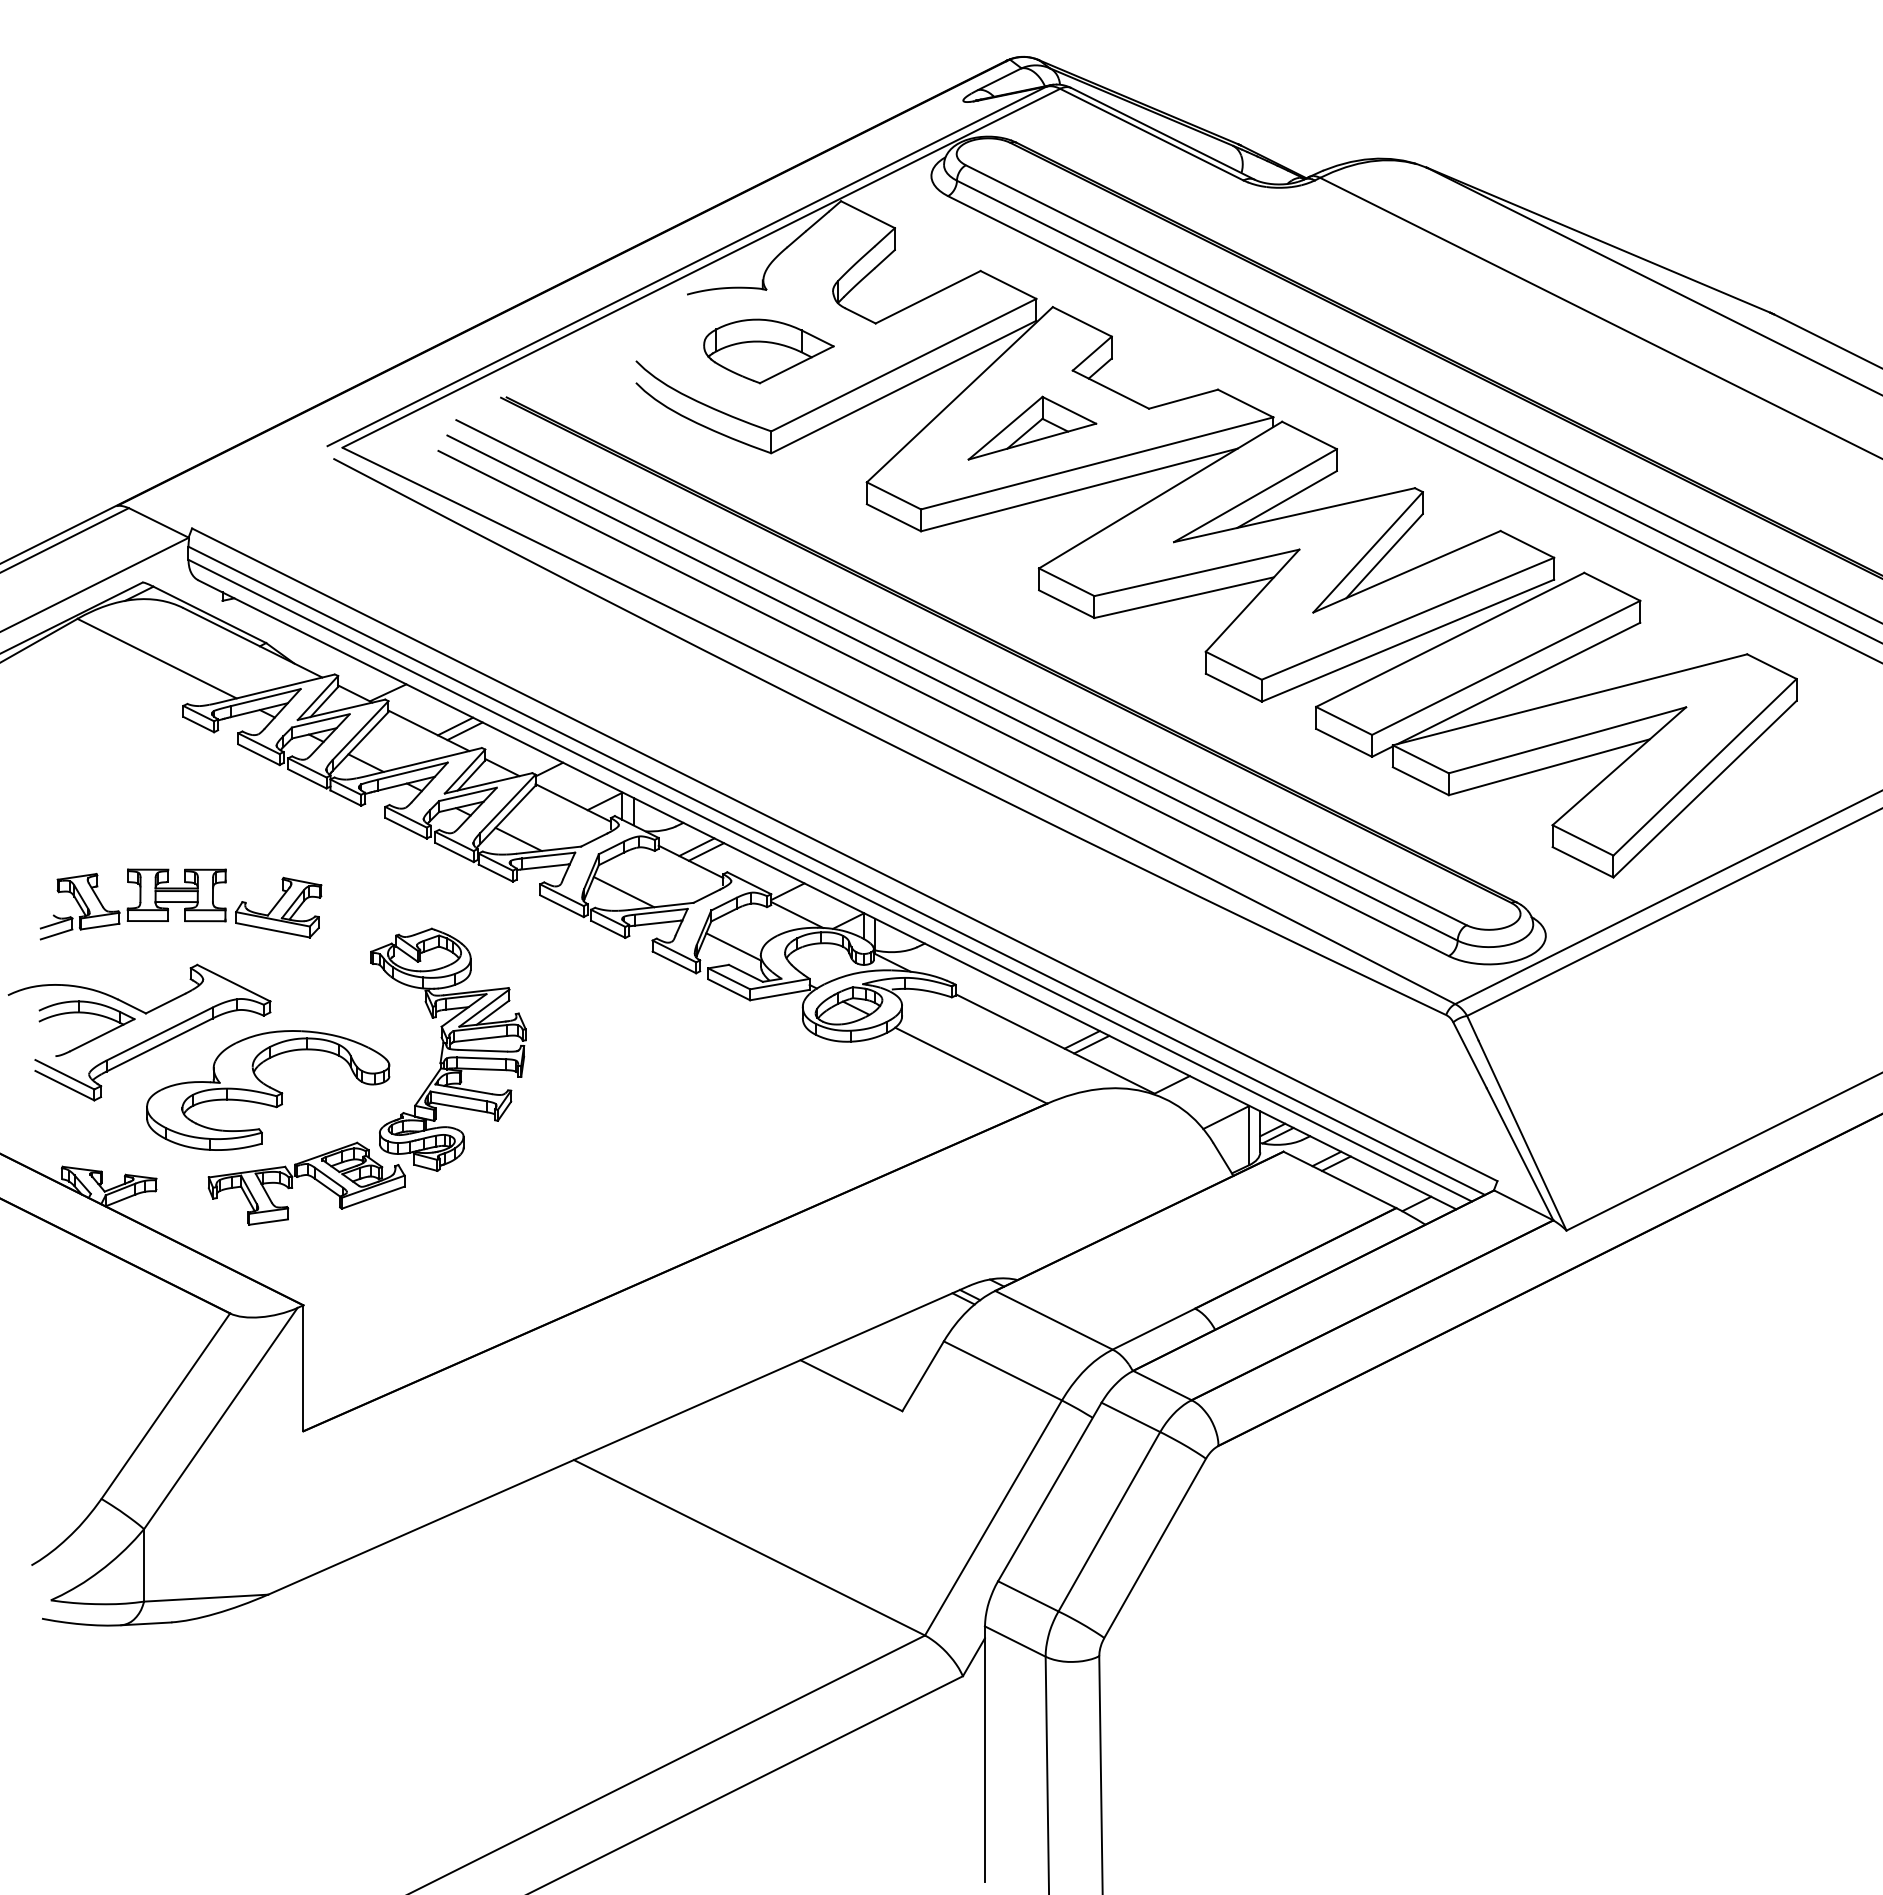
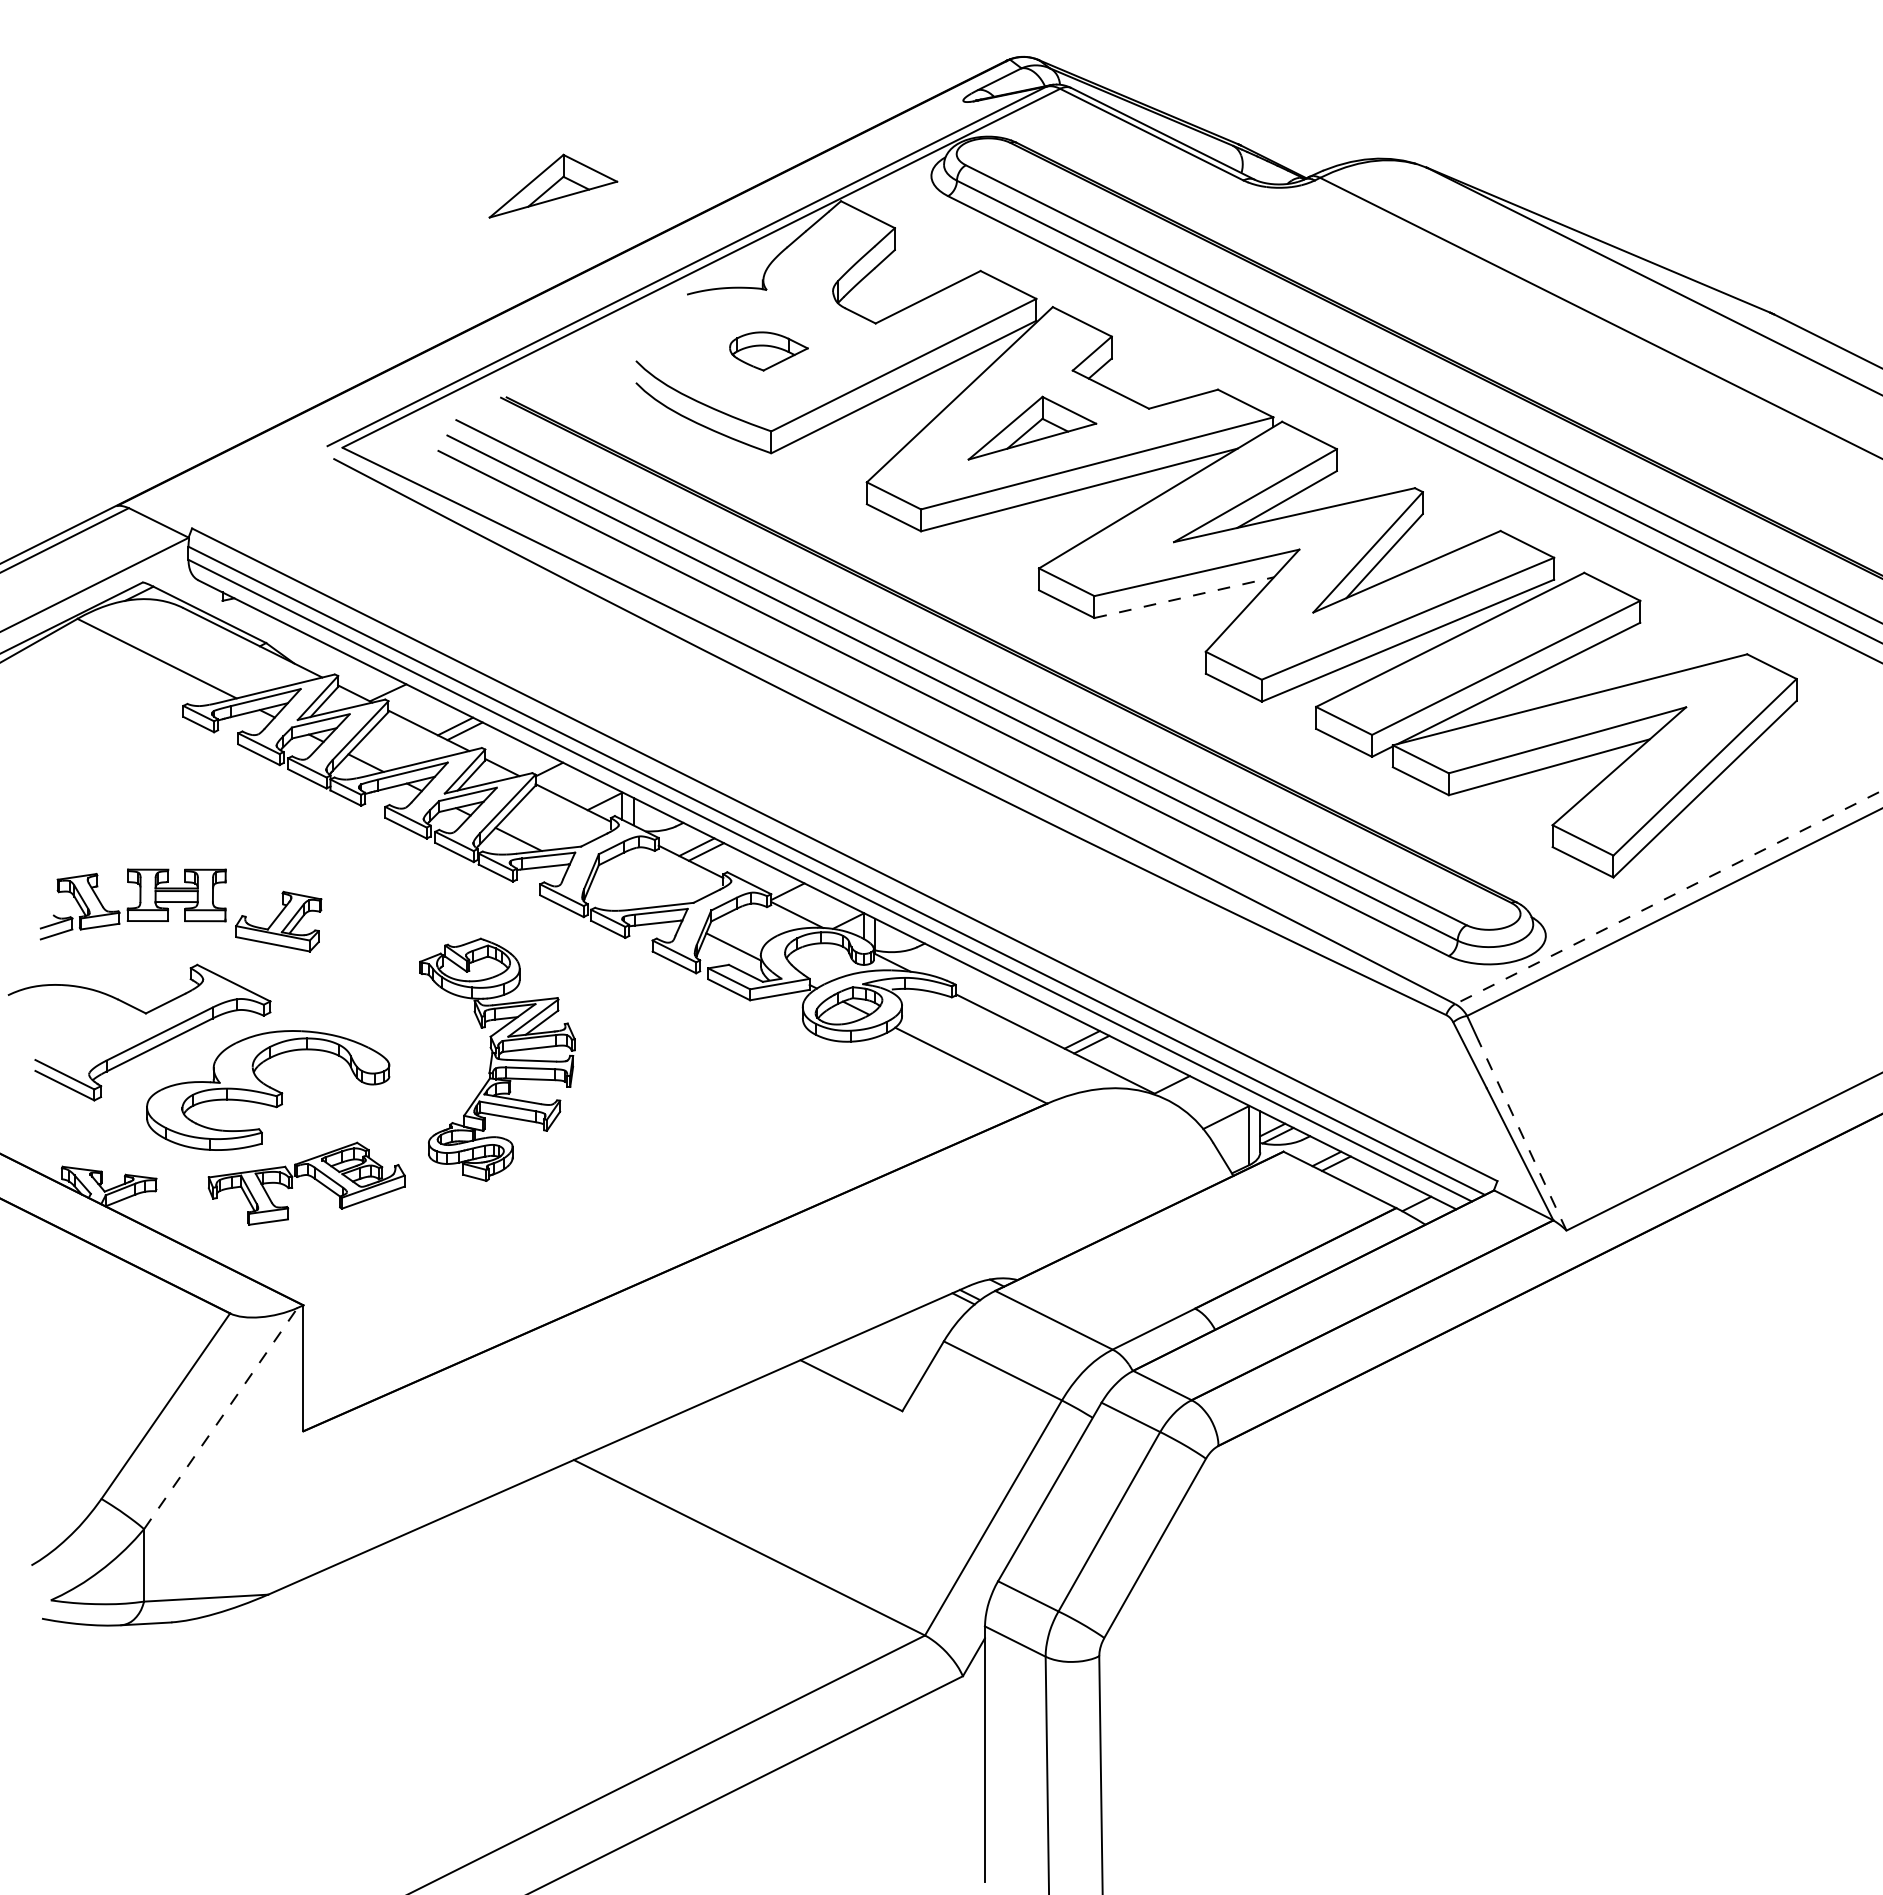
part: none -> present (553, 185)
part size: 132x67 px -> 80x41 px (768, 351)
line: solid -> dashed (1184, 597)
line: present -> none (623, 892)
line: solid -> dashed (1668, 897)
part position: (278, 907) -> (278, 921) (278, 921)
part: present -> none (91, 1039)
part position: (448, 1049) -> (497, 1059) (497, 1059)
line: solid -> dashed (1522, 1135)
line: solid -> dashed (220, 1418)
